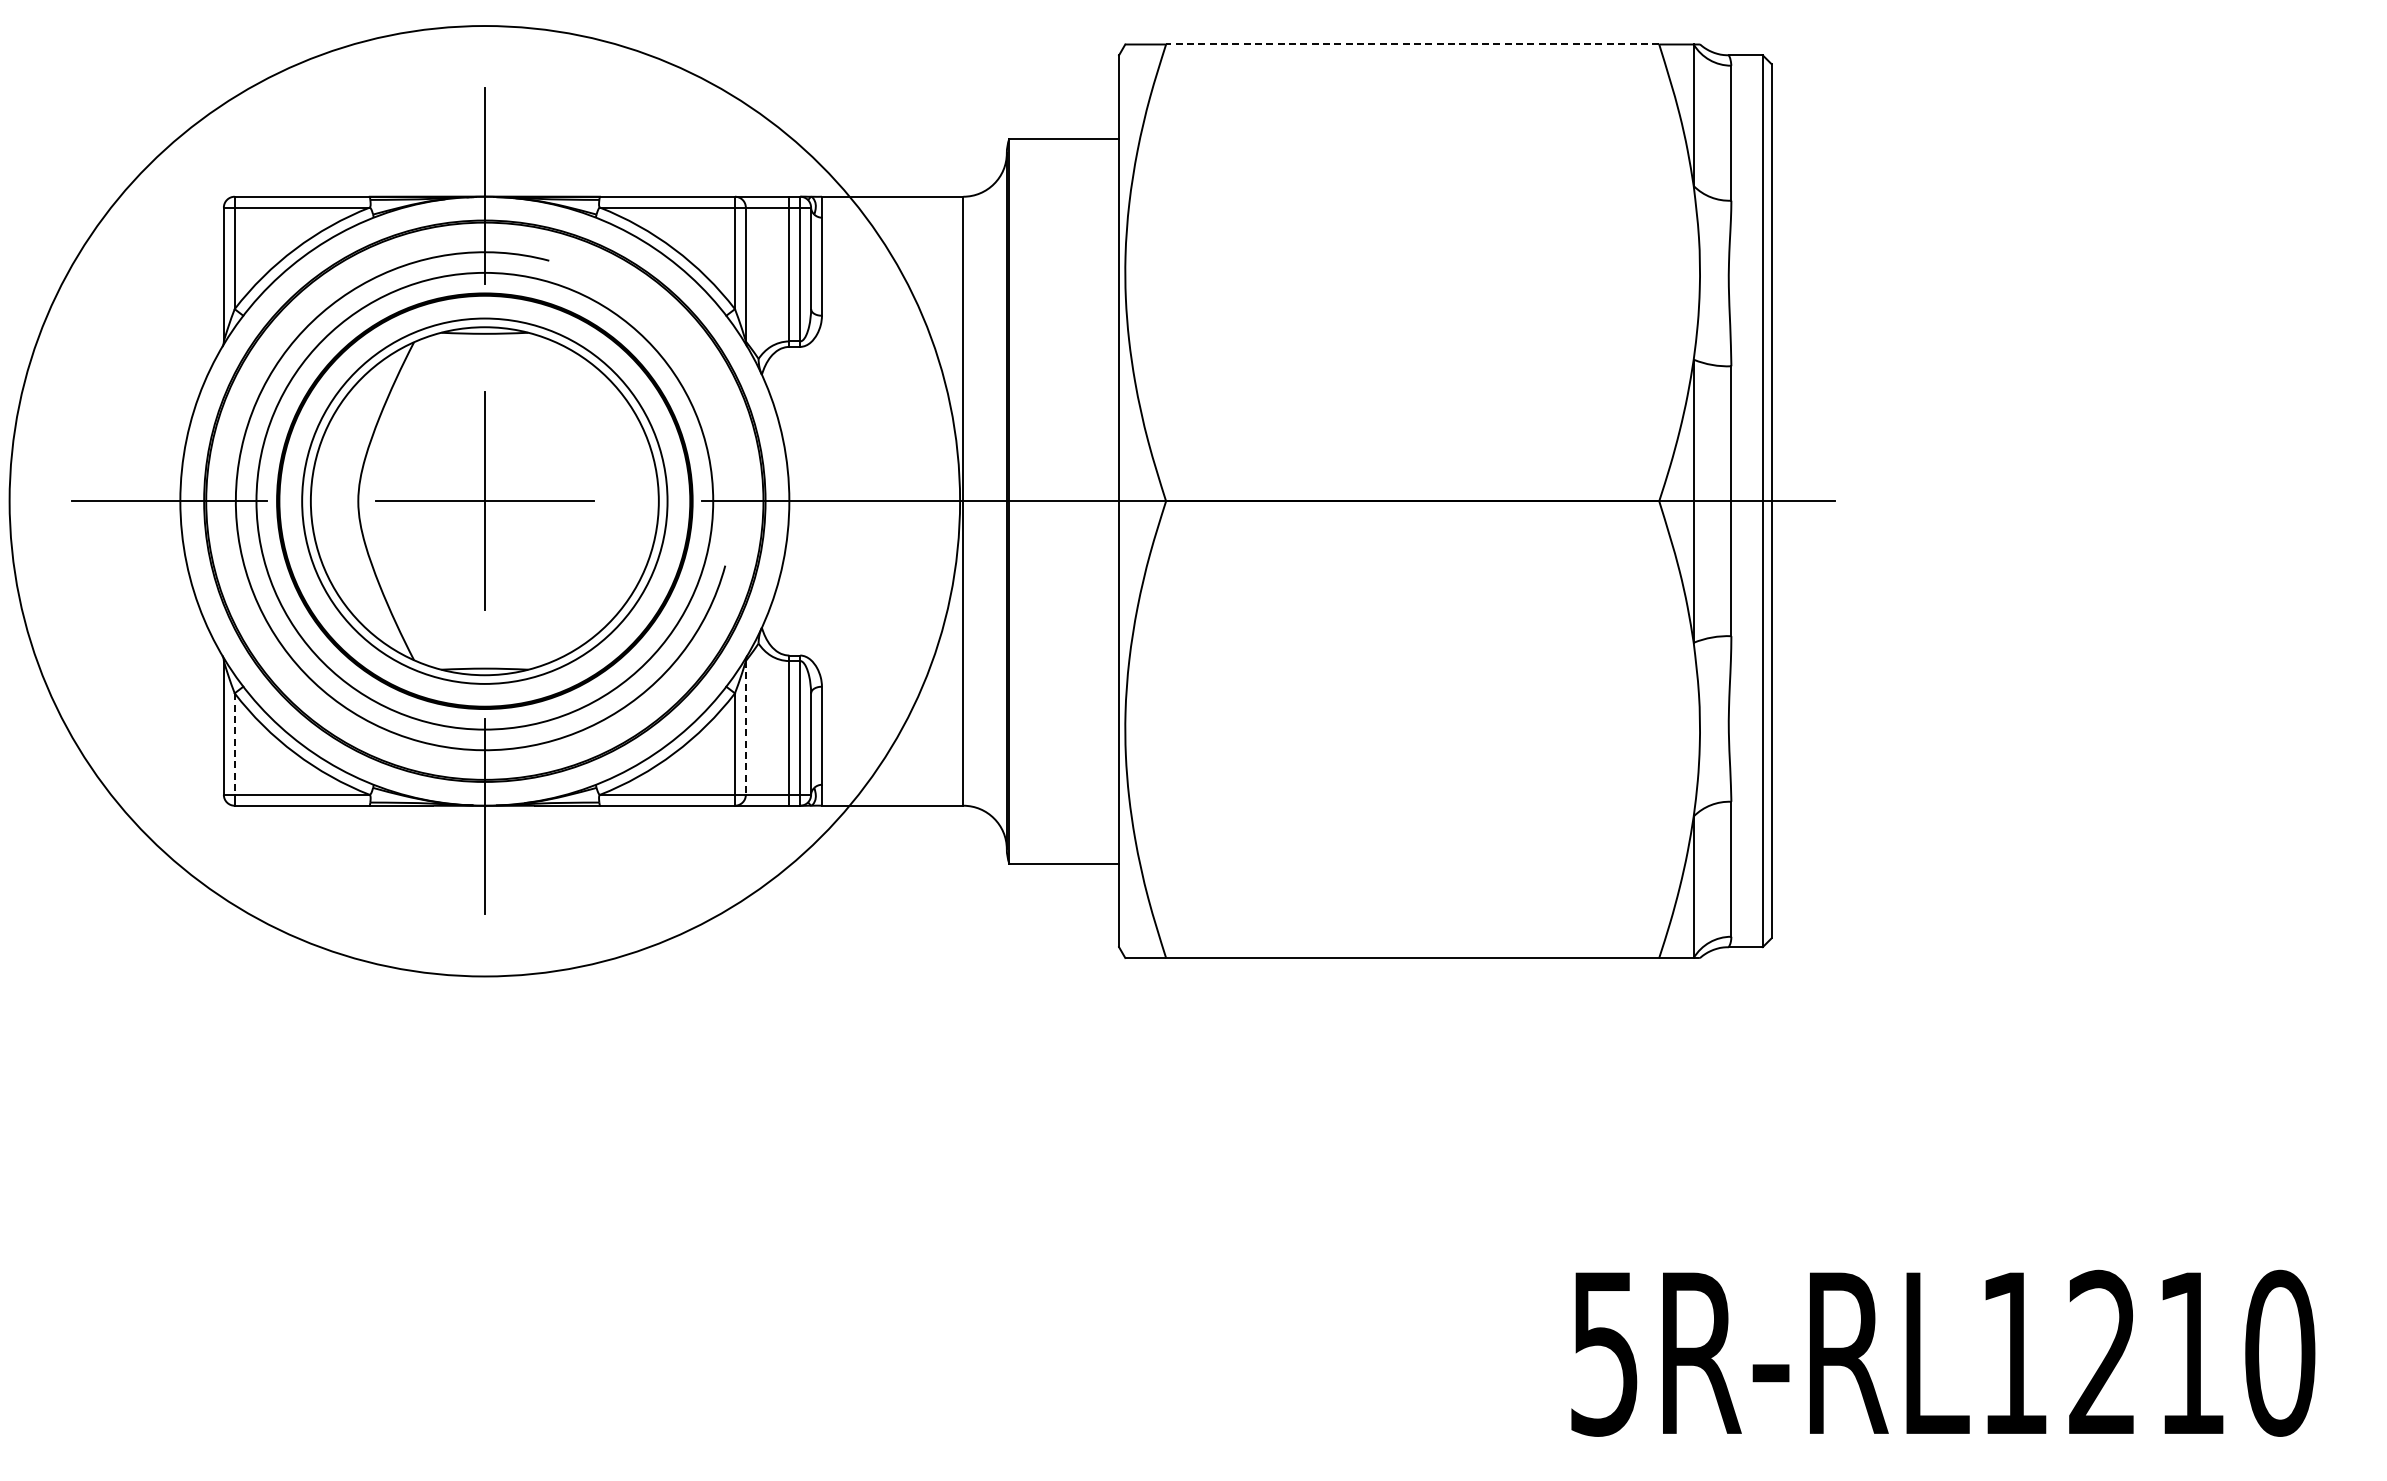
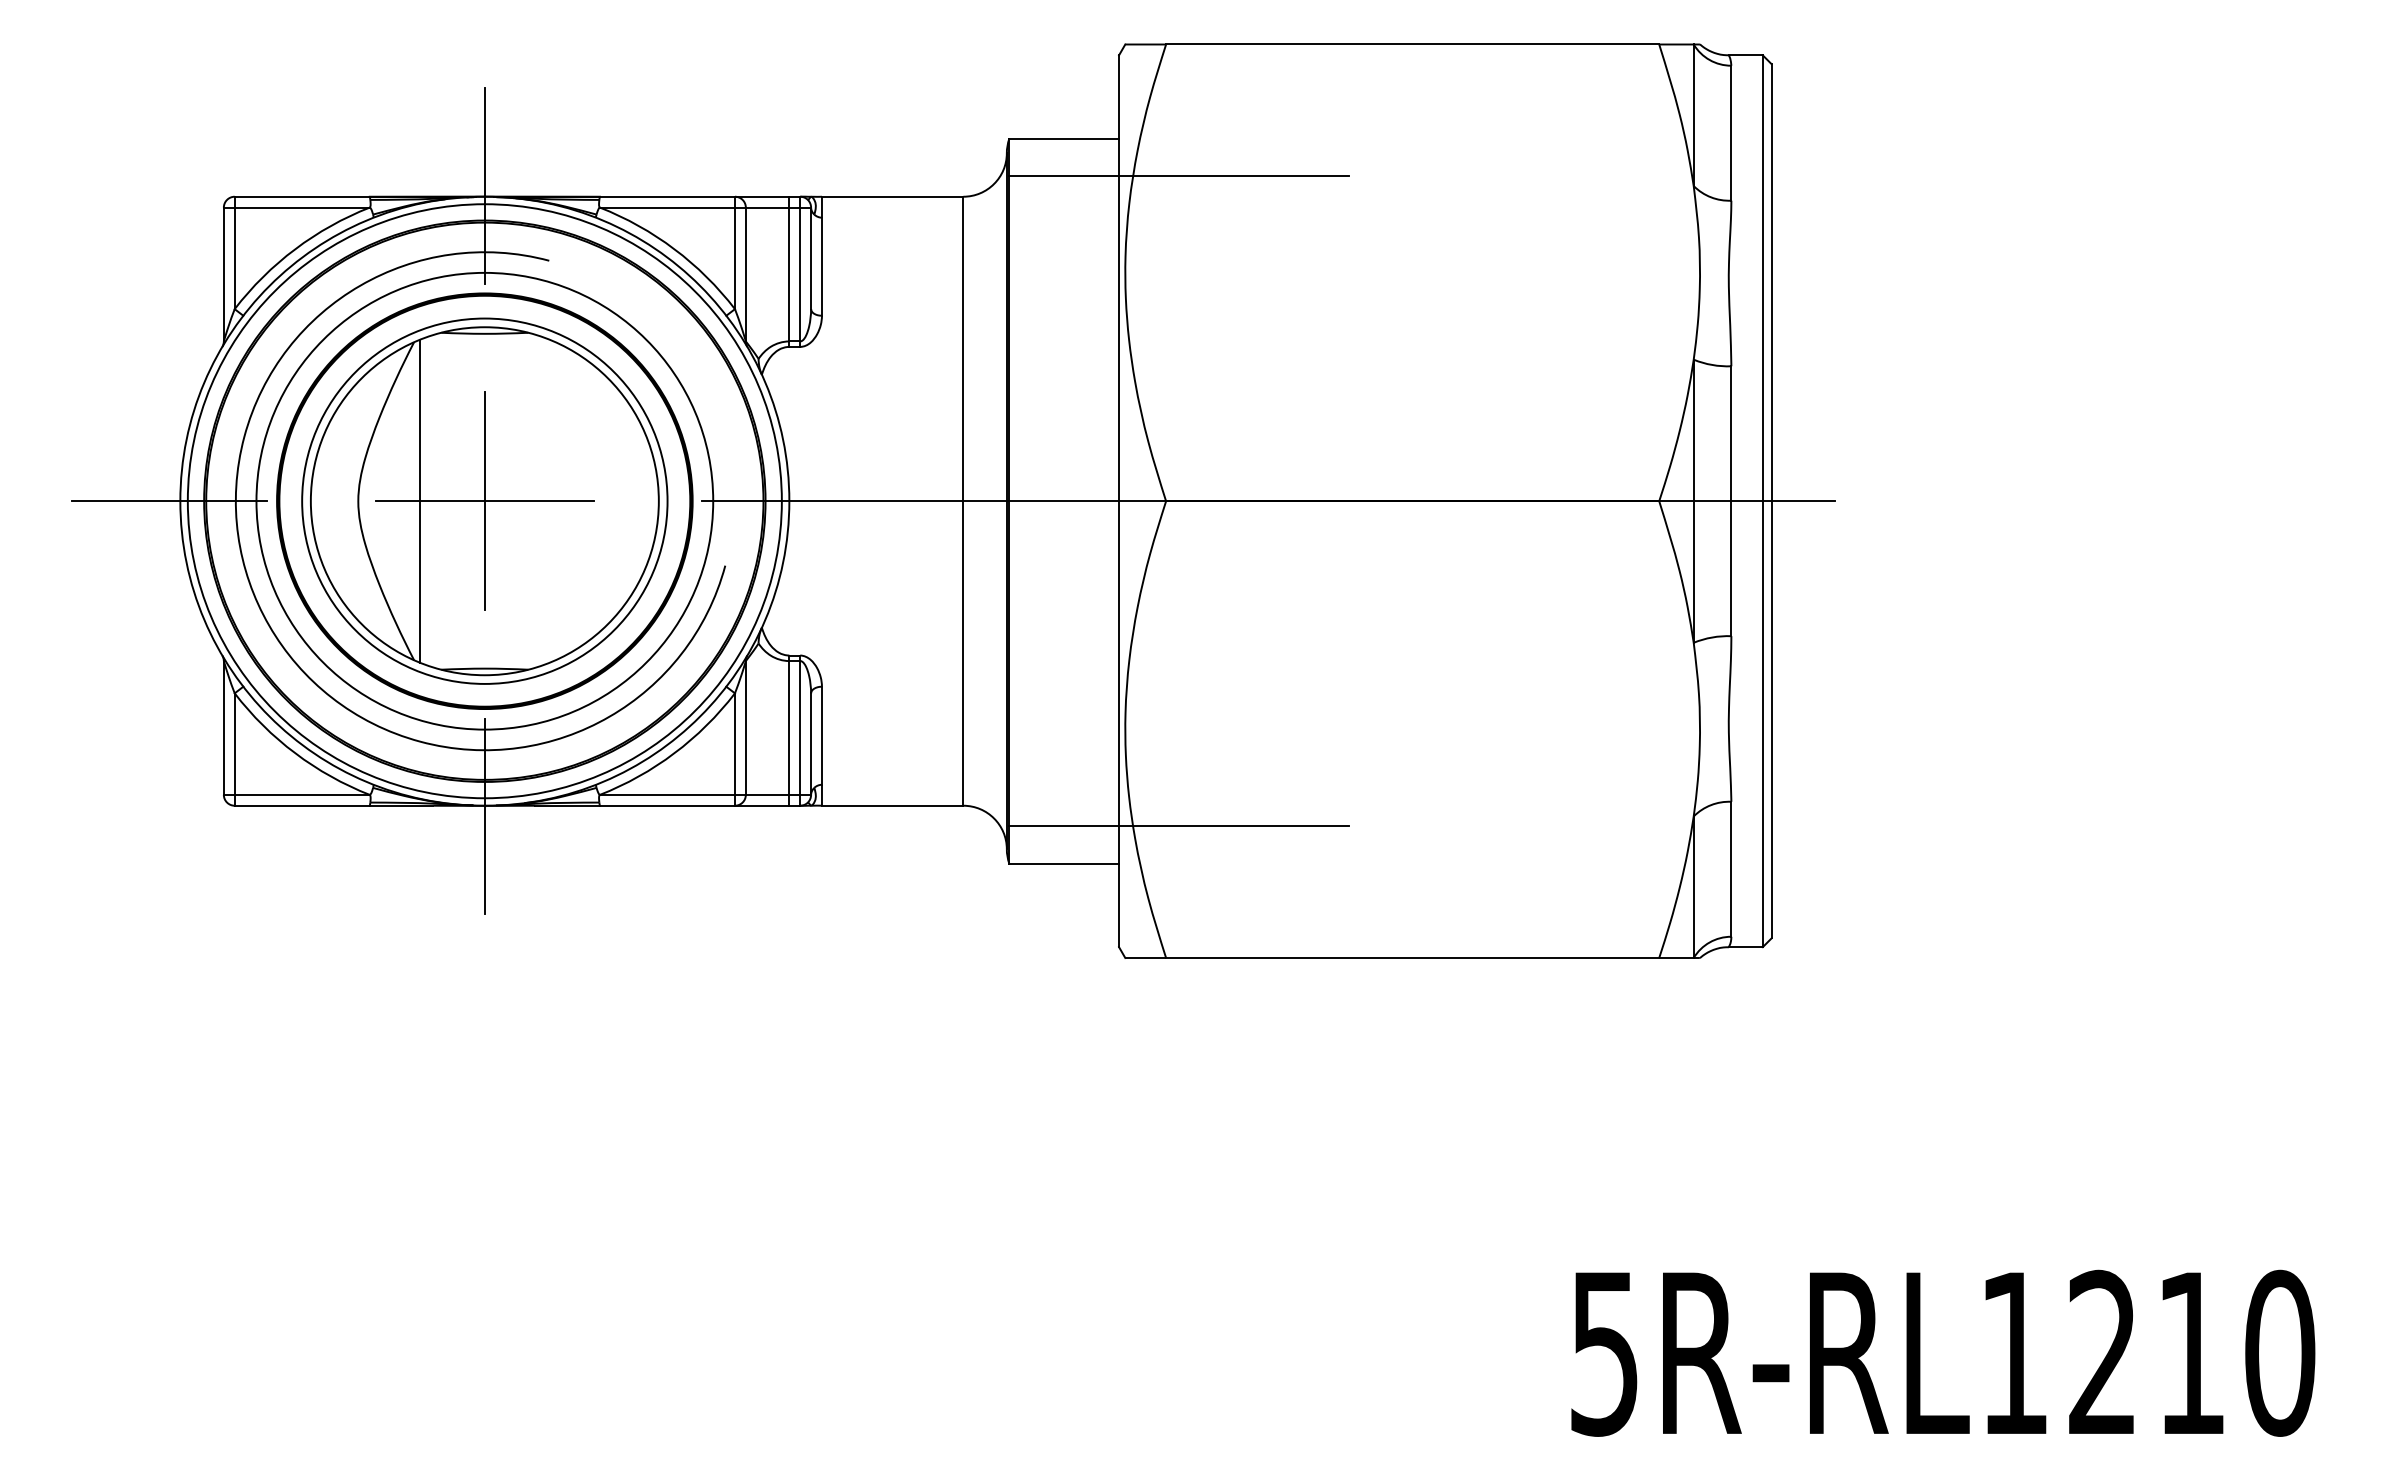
line: dashed -> solid (1412, 44)
line: none -> present (1178, 176)
line: none -> present (419, 500)
circle diameter: 950 px -> 594 px (484, 501)
line: dashed -> solid (745, 727)
line: dashed -> solid (234, 744)
line: none -> present (1178, 826)
